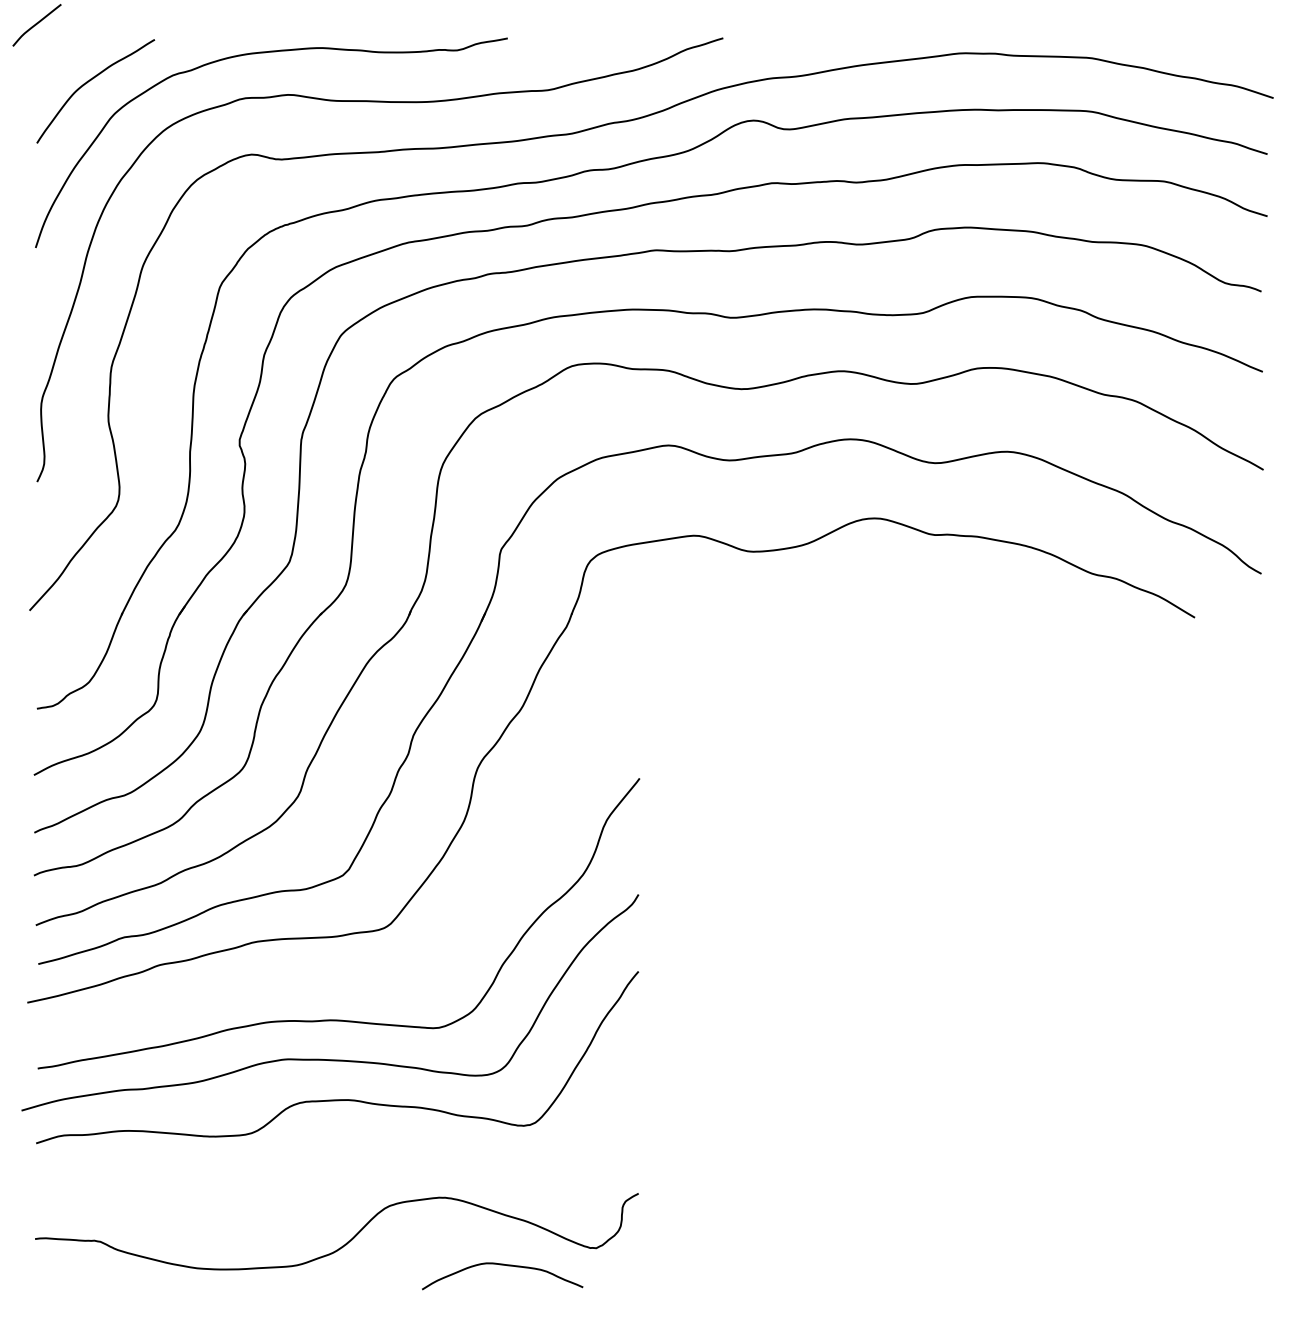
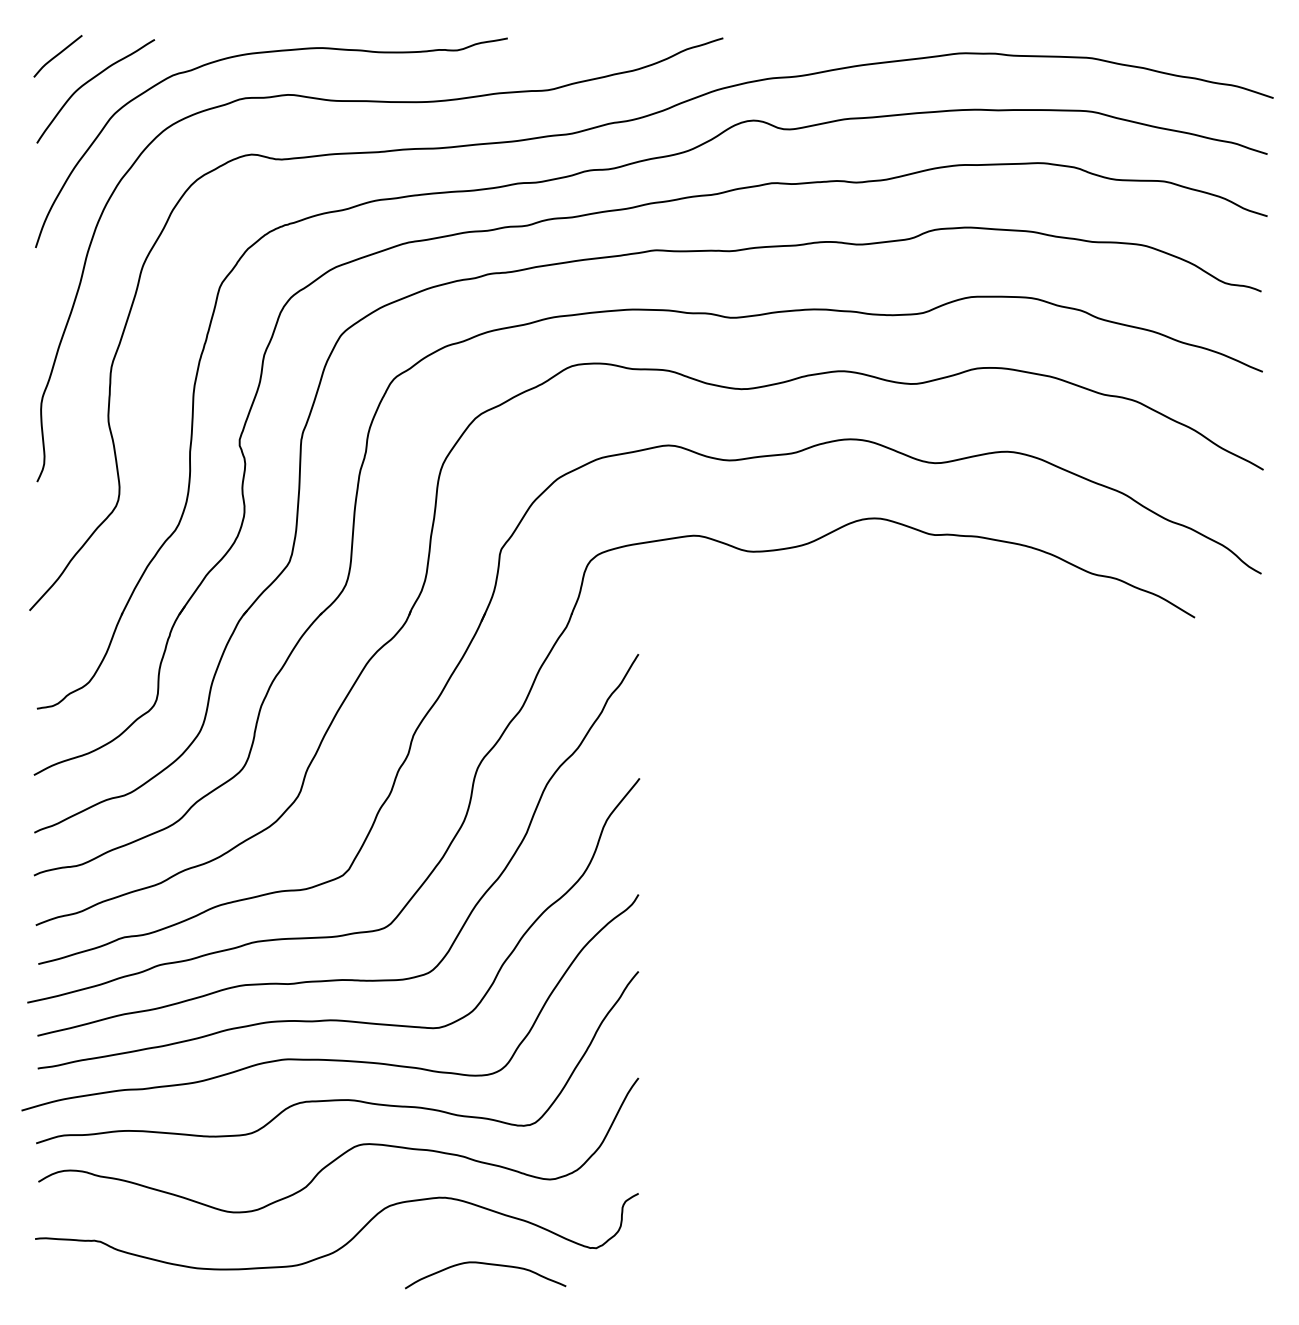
curve position: (36, 25) -> (57, 56) (57, 56)
curve: none -> present (338, 979)
curve: none -> present (343, 1152)
curve position: (502, 1265) -> (485, 1264) (485, 1264)
